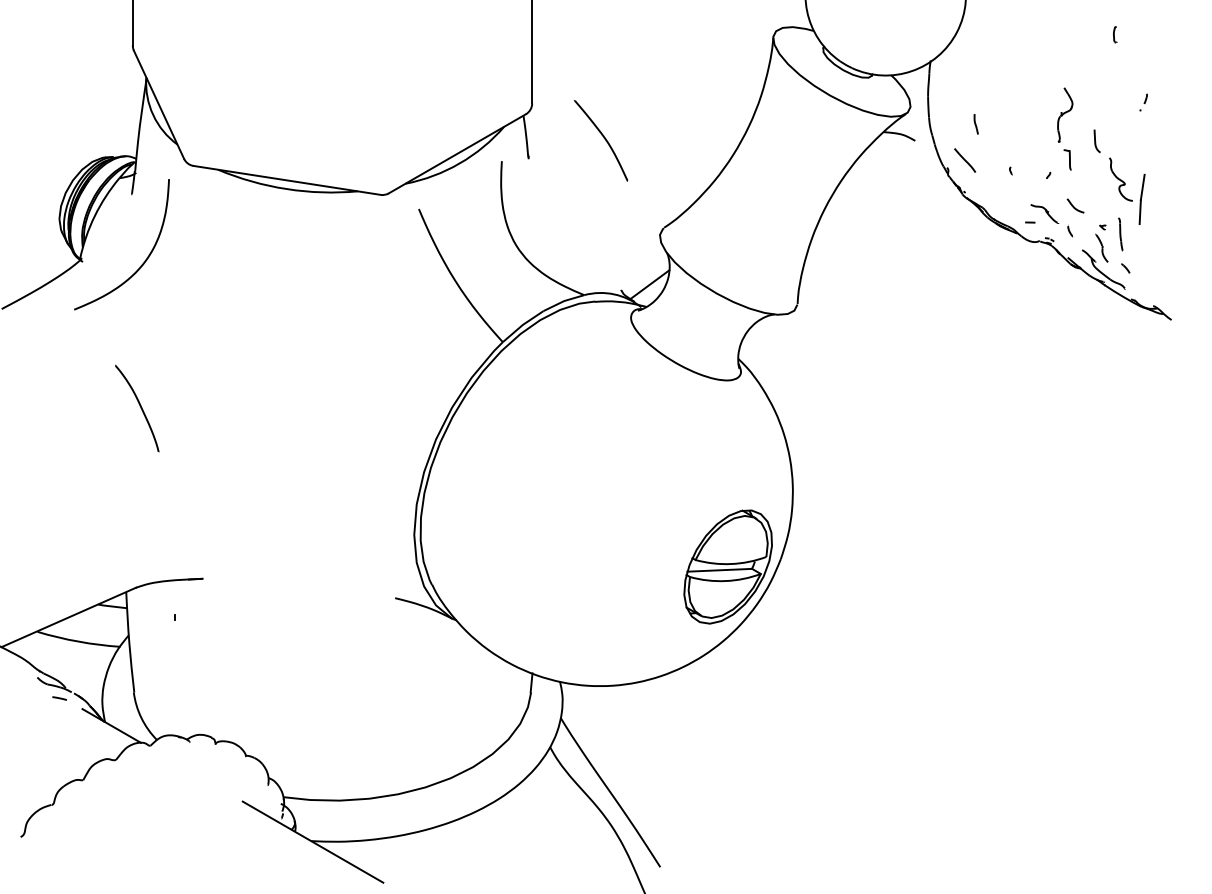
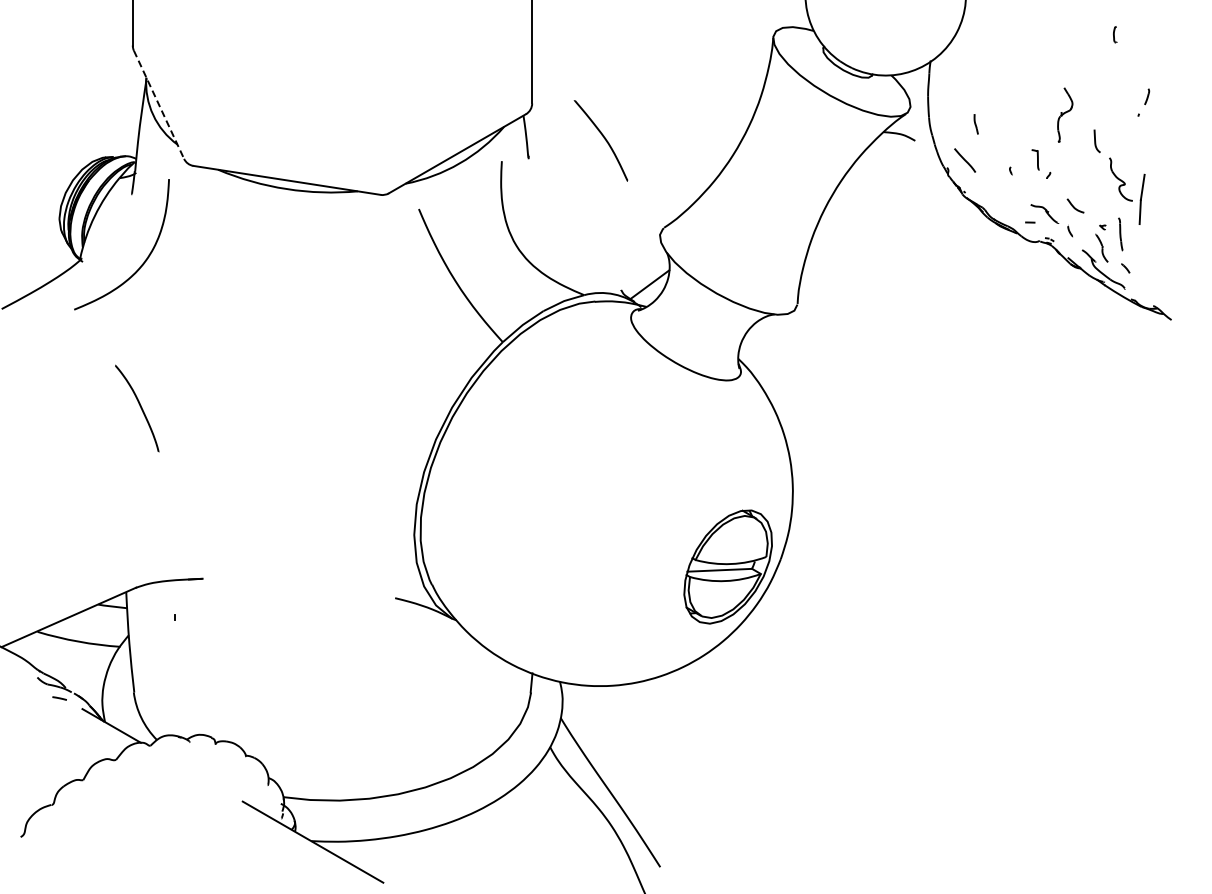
part size: 9x19 px -> 14x29 px (1143, 102)
line: solid -> dashed (159, 104)
part position: (1067, 159) -> (1035, 159) (1035, 159)
